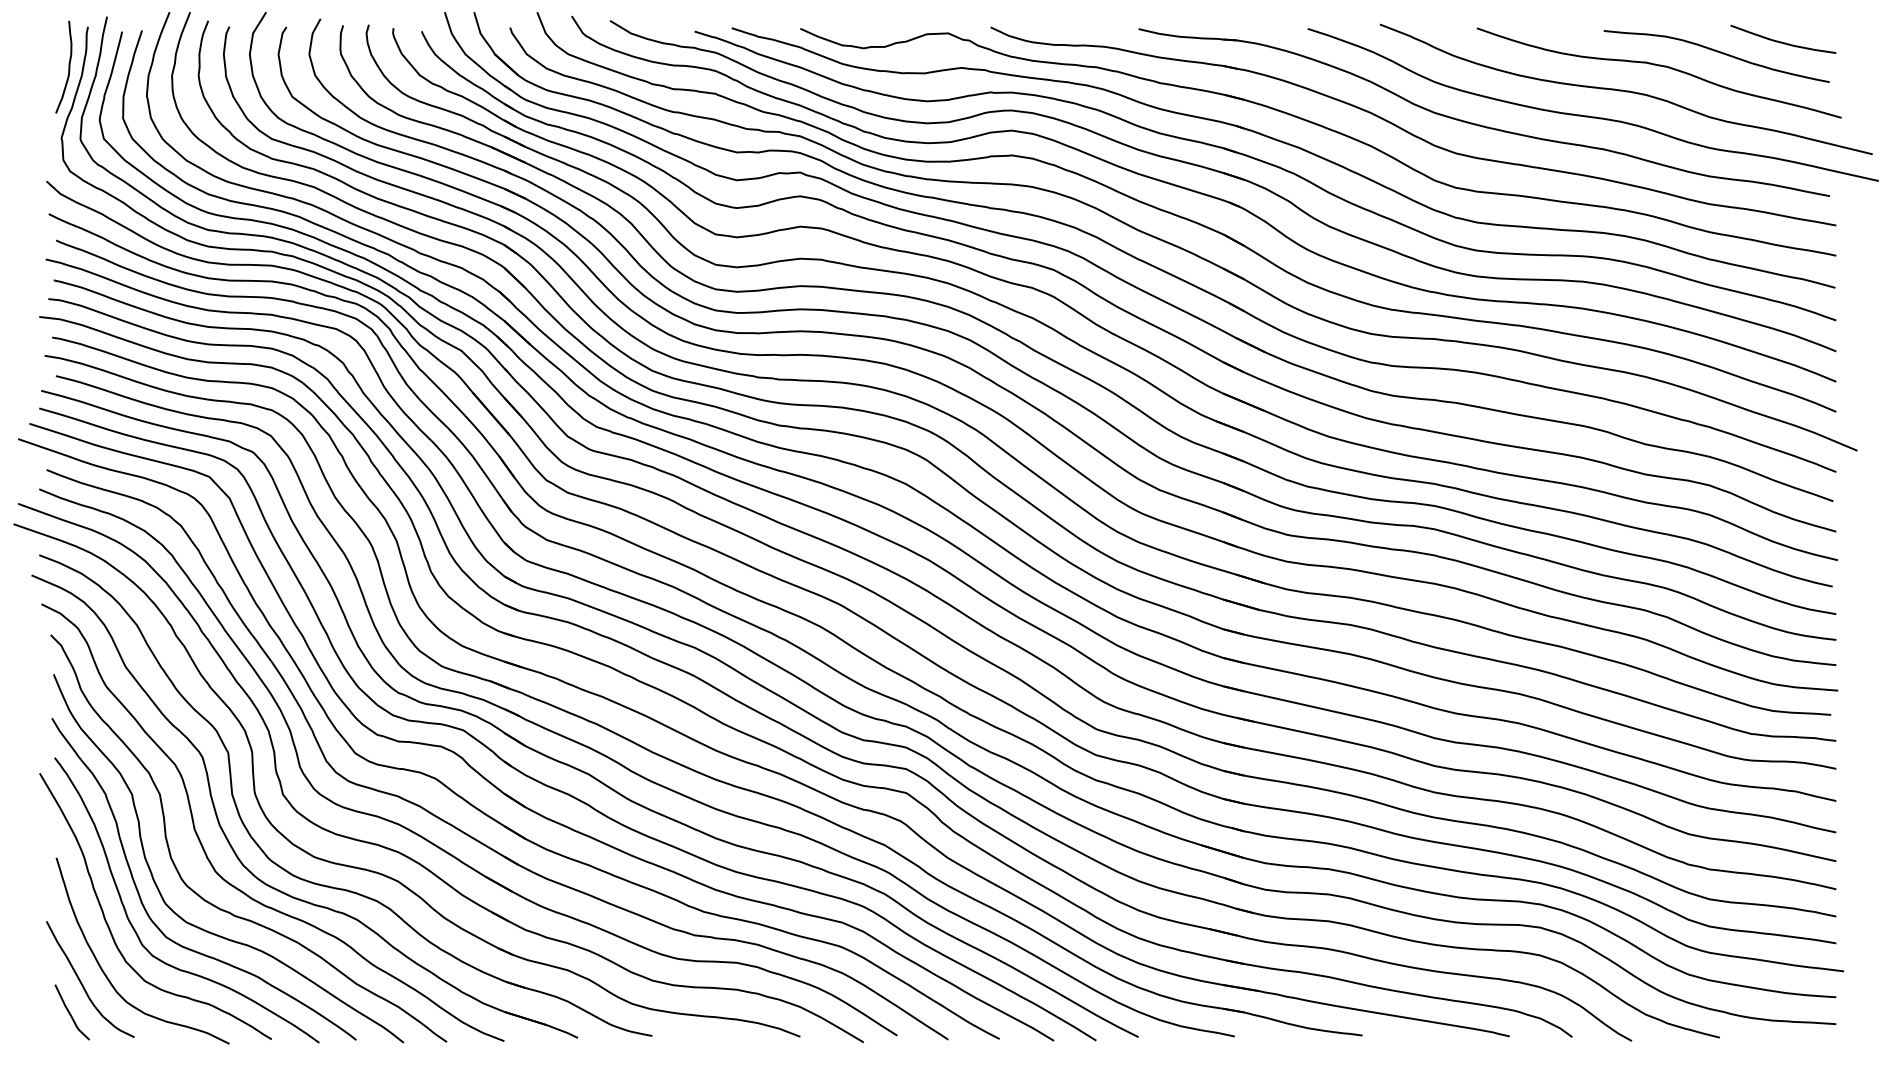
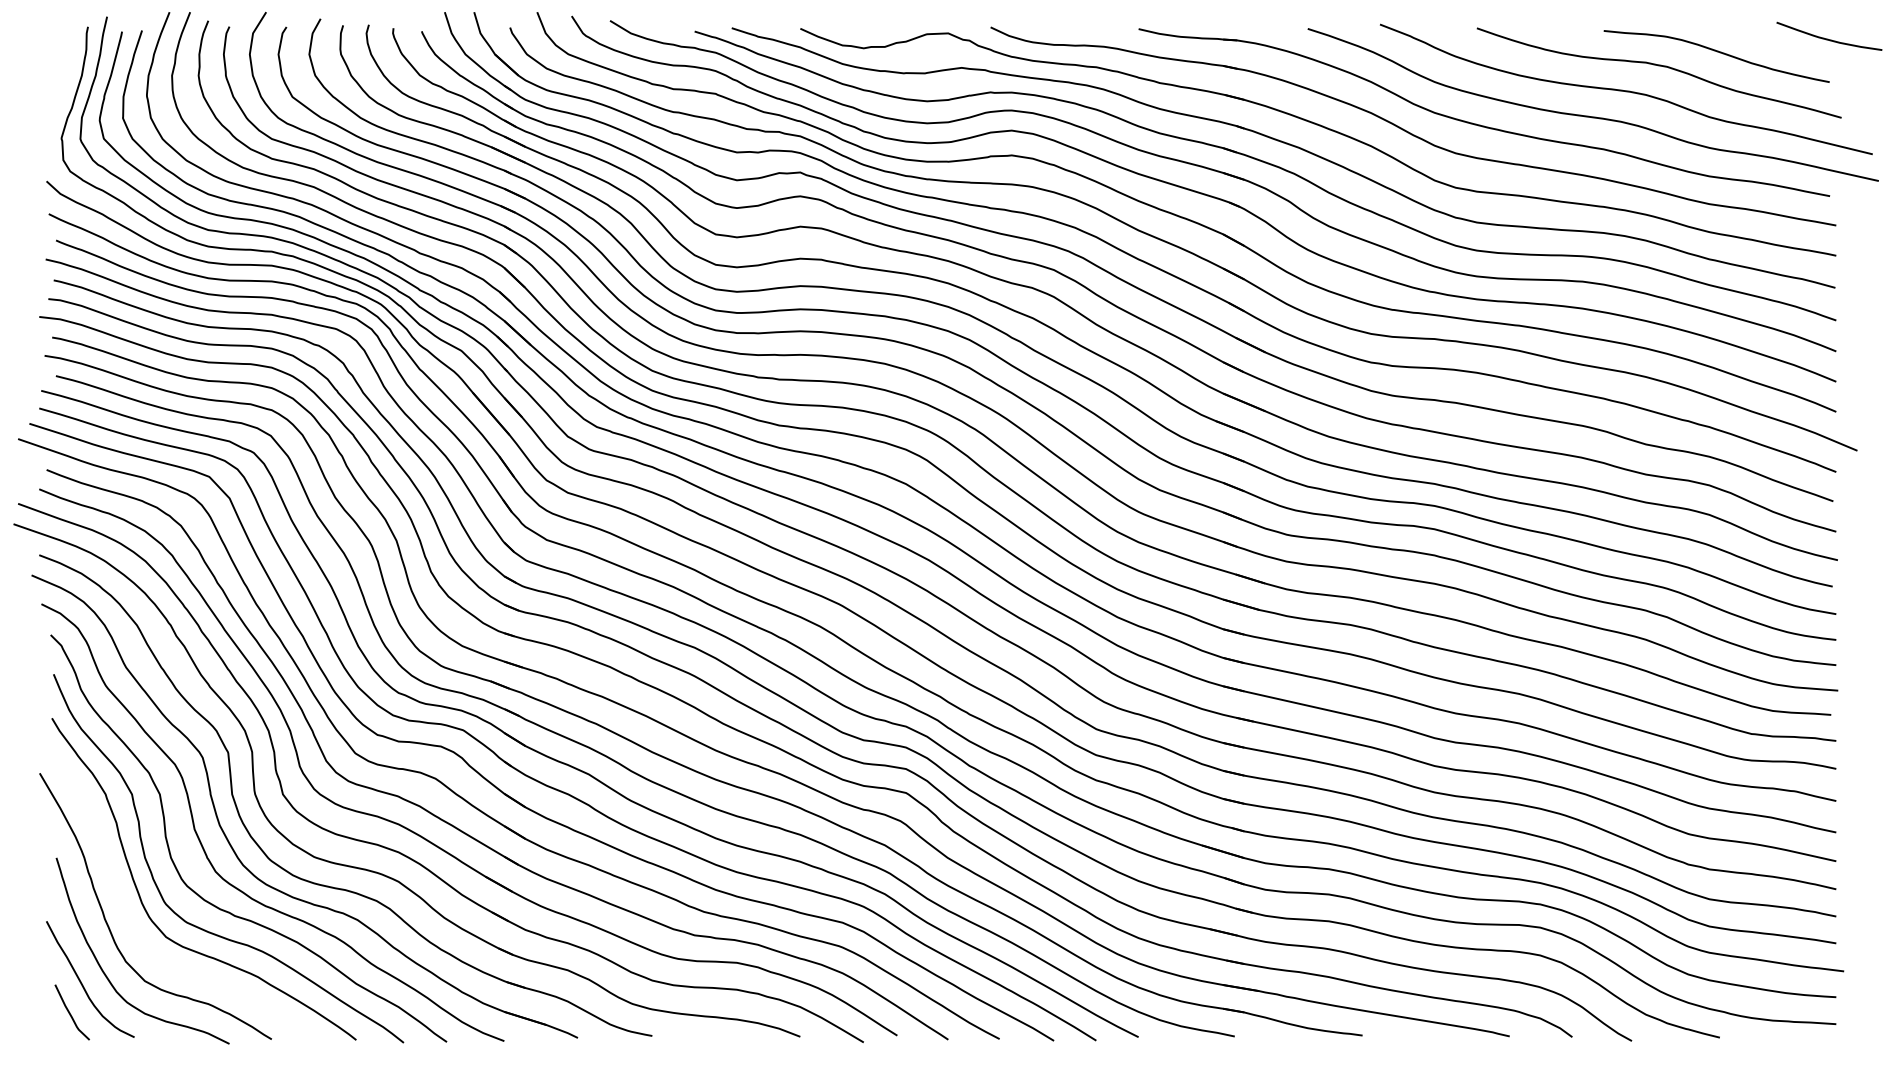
curve position: (1782, 41) -> (1828, 38) (1828, 38)
curve: present -> none (68, 66)
curve: present -> none (134, 927)
